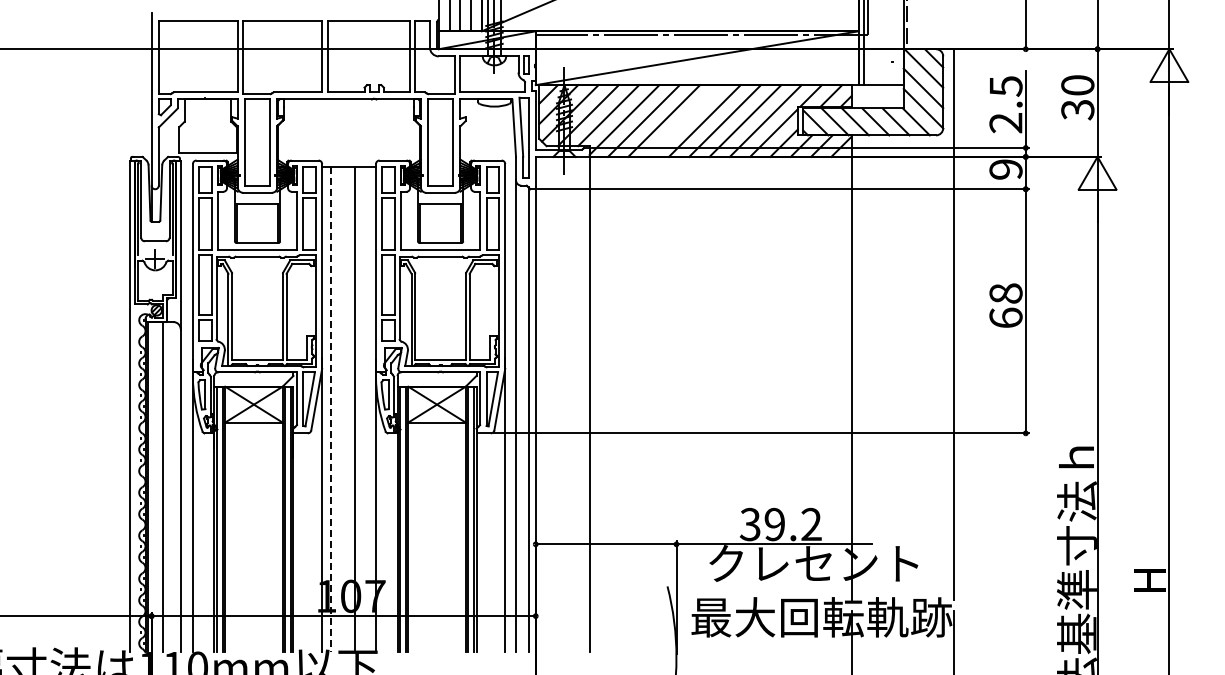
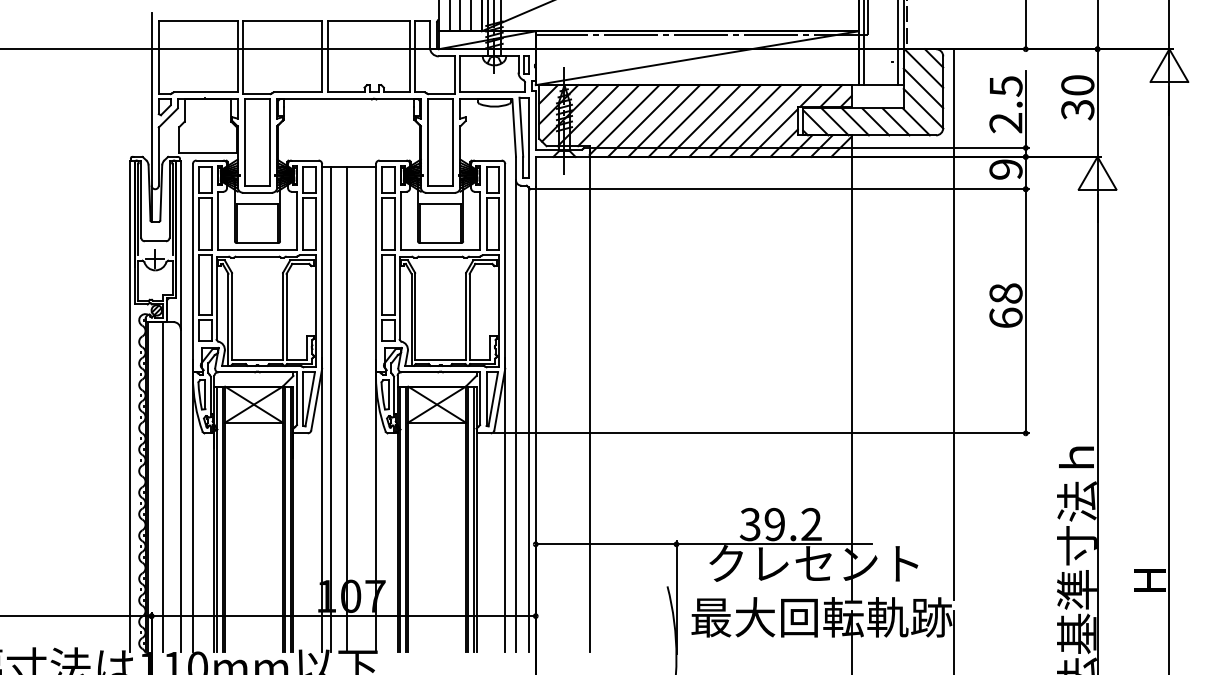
line: none -> present (898, 43)
line: none -> present (684, 120)
line: dashed -> solid (331, 409)
line position: (355, 409) -> (347, 409) (347, 409)
